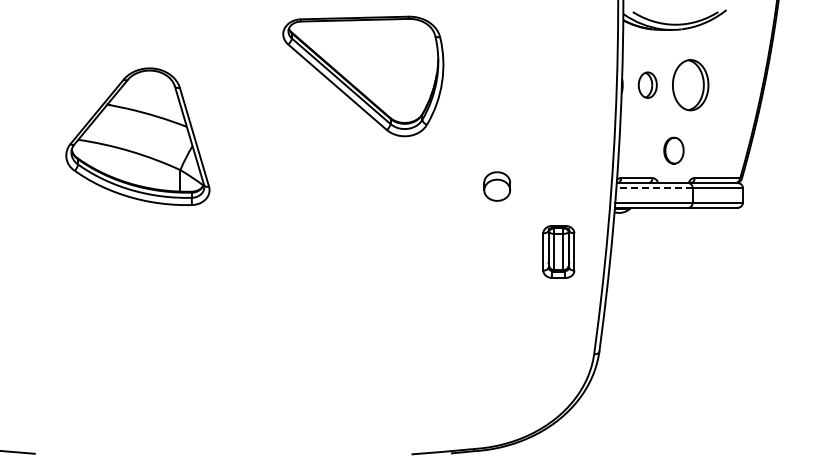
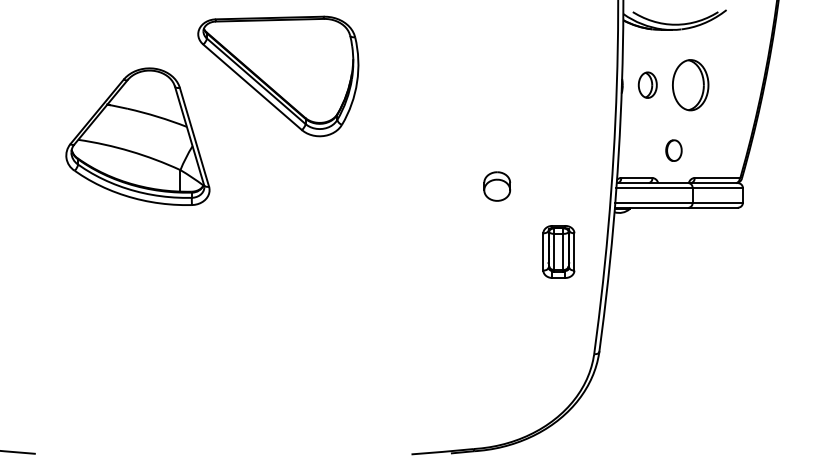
part position: (363, 76) -> (278, 76) (278, 76)
part size: 22x29 px -> 18x23 px (673, 150)
line: dashed -> solid (654, 188)
